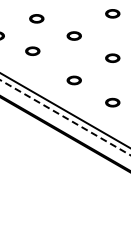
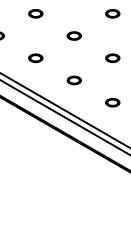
part position: (36, 18) -> (35, 13) (35, 13)
part position: (32, 50) -> (35, 57) (35, 57)
line: dashed -> solid (65, 117)
